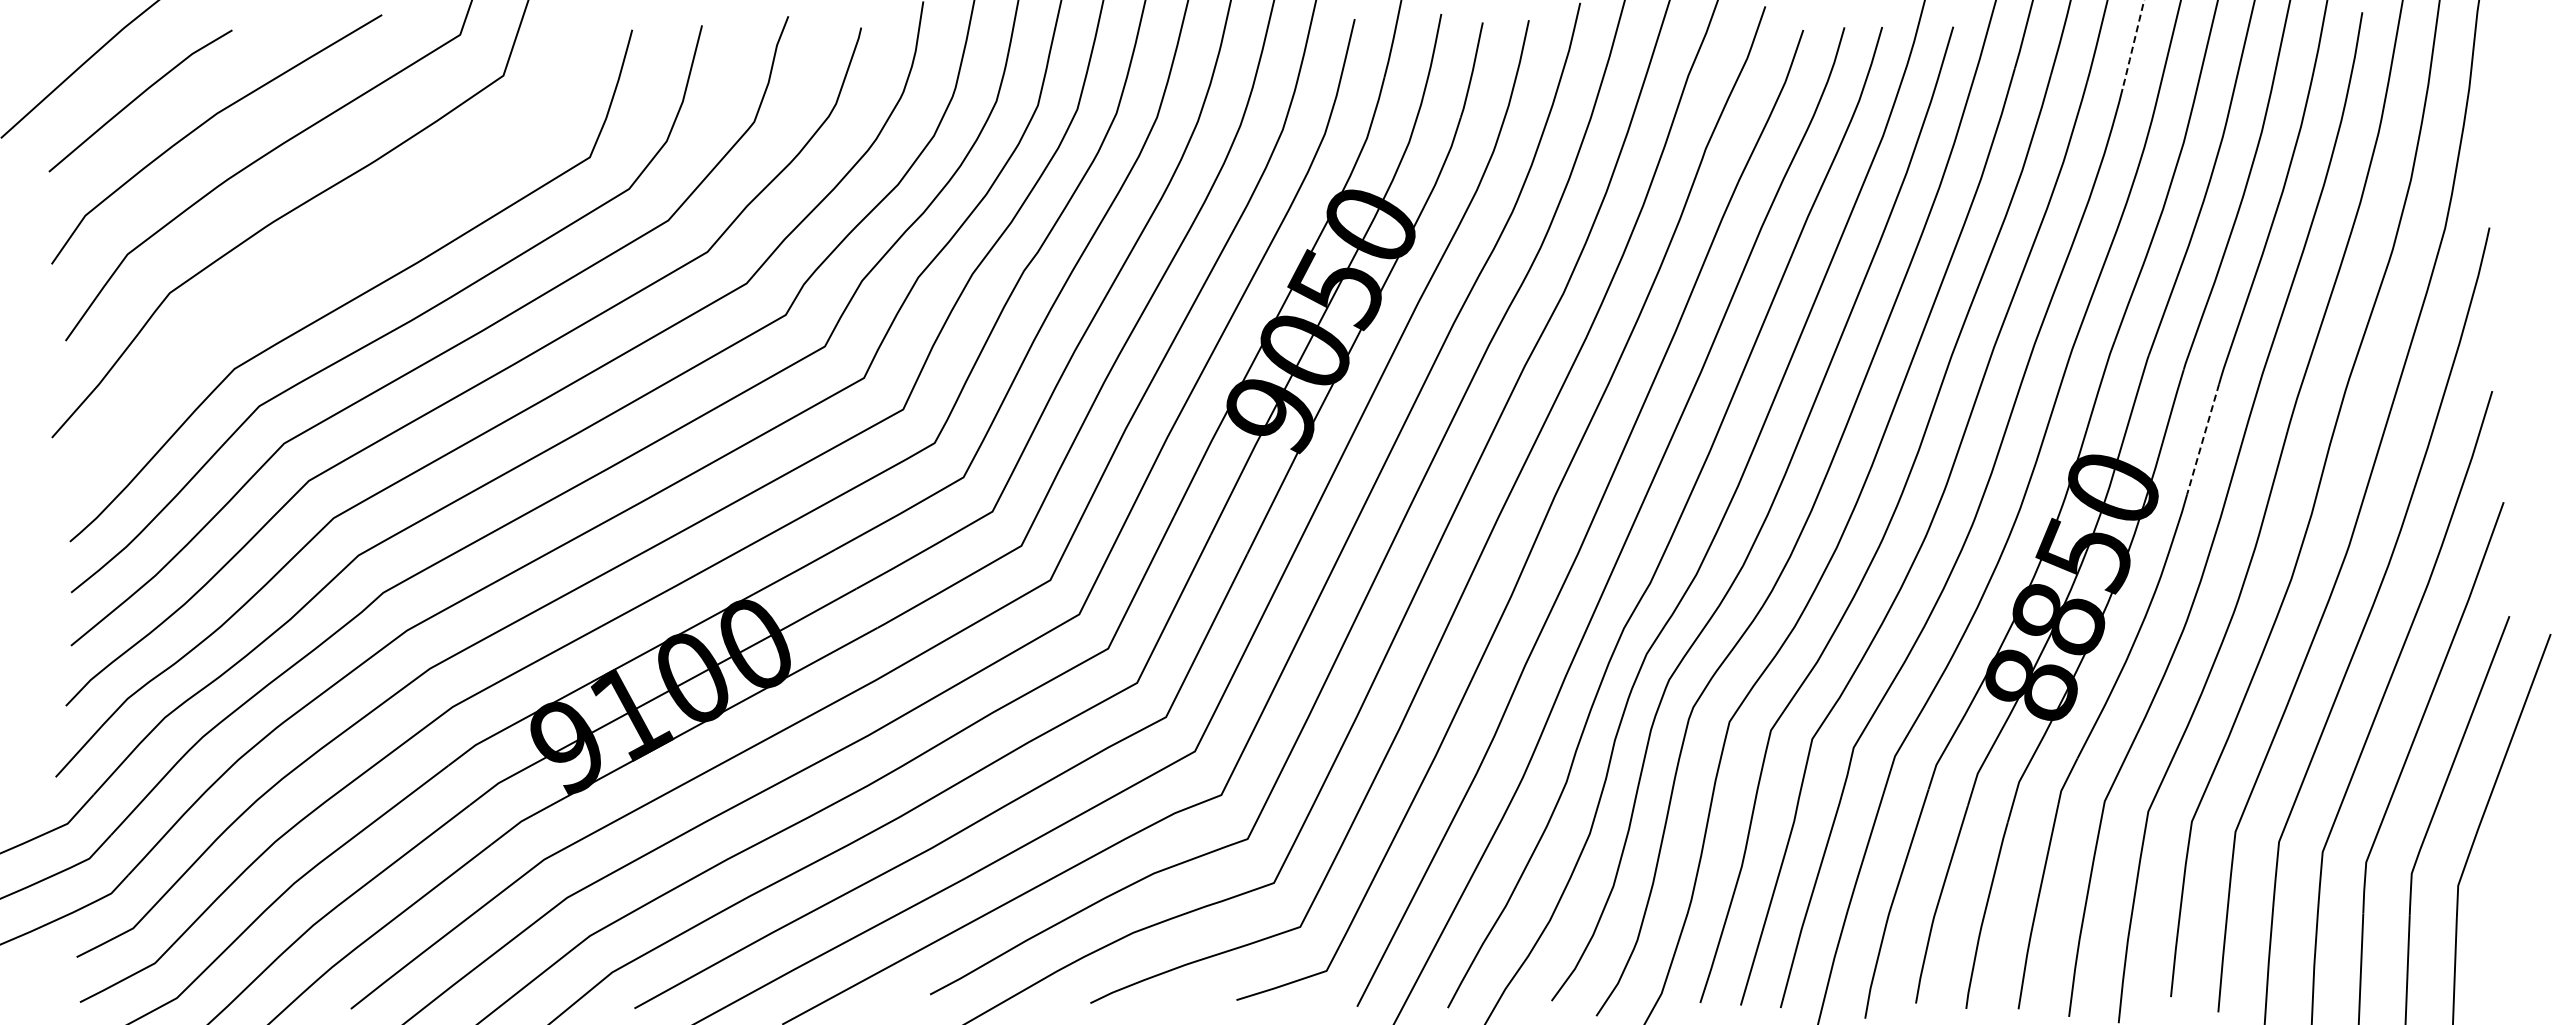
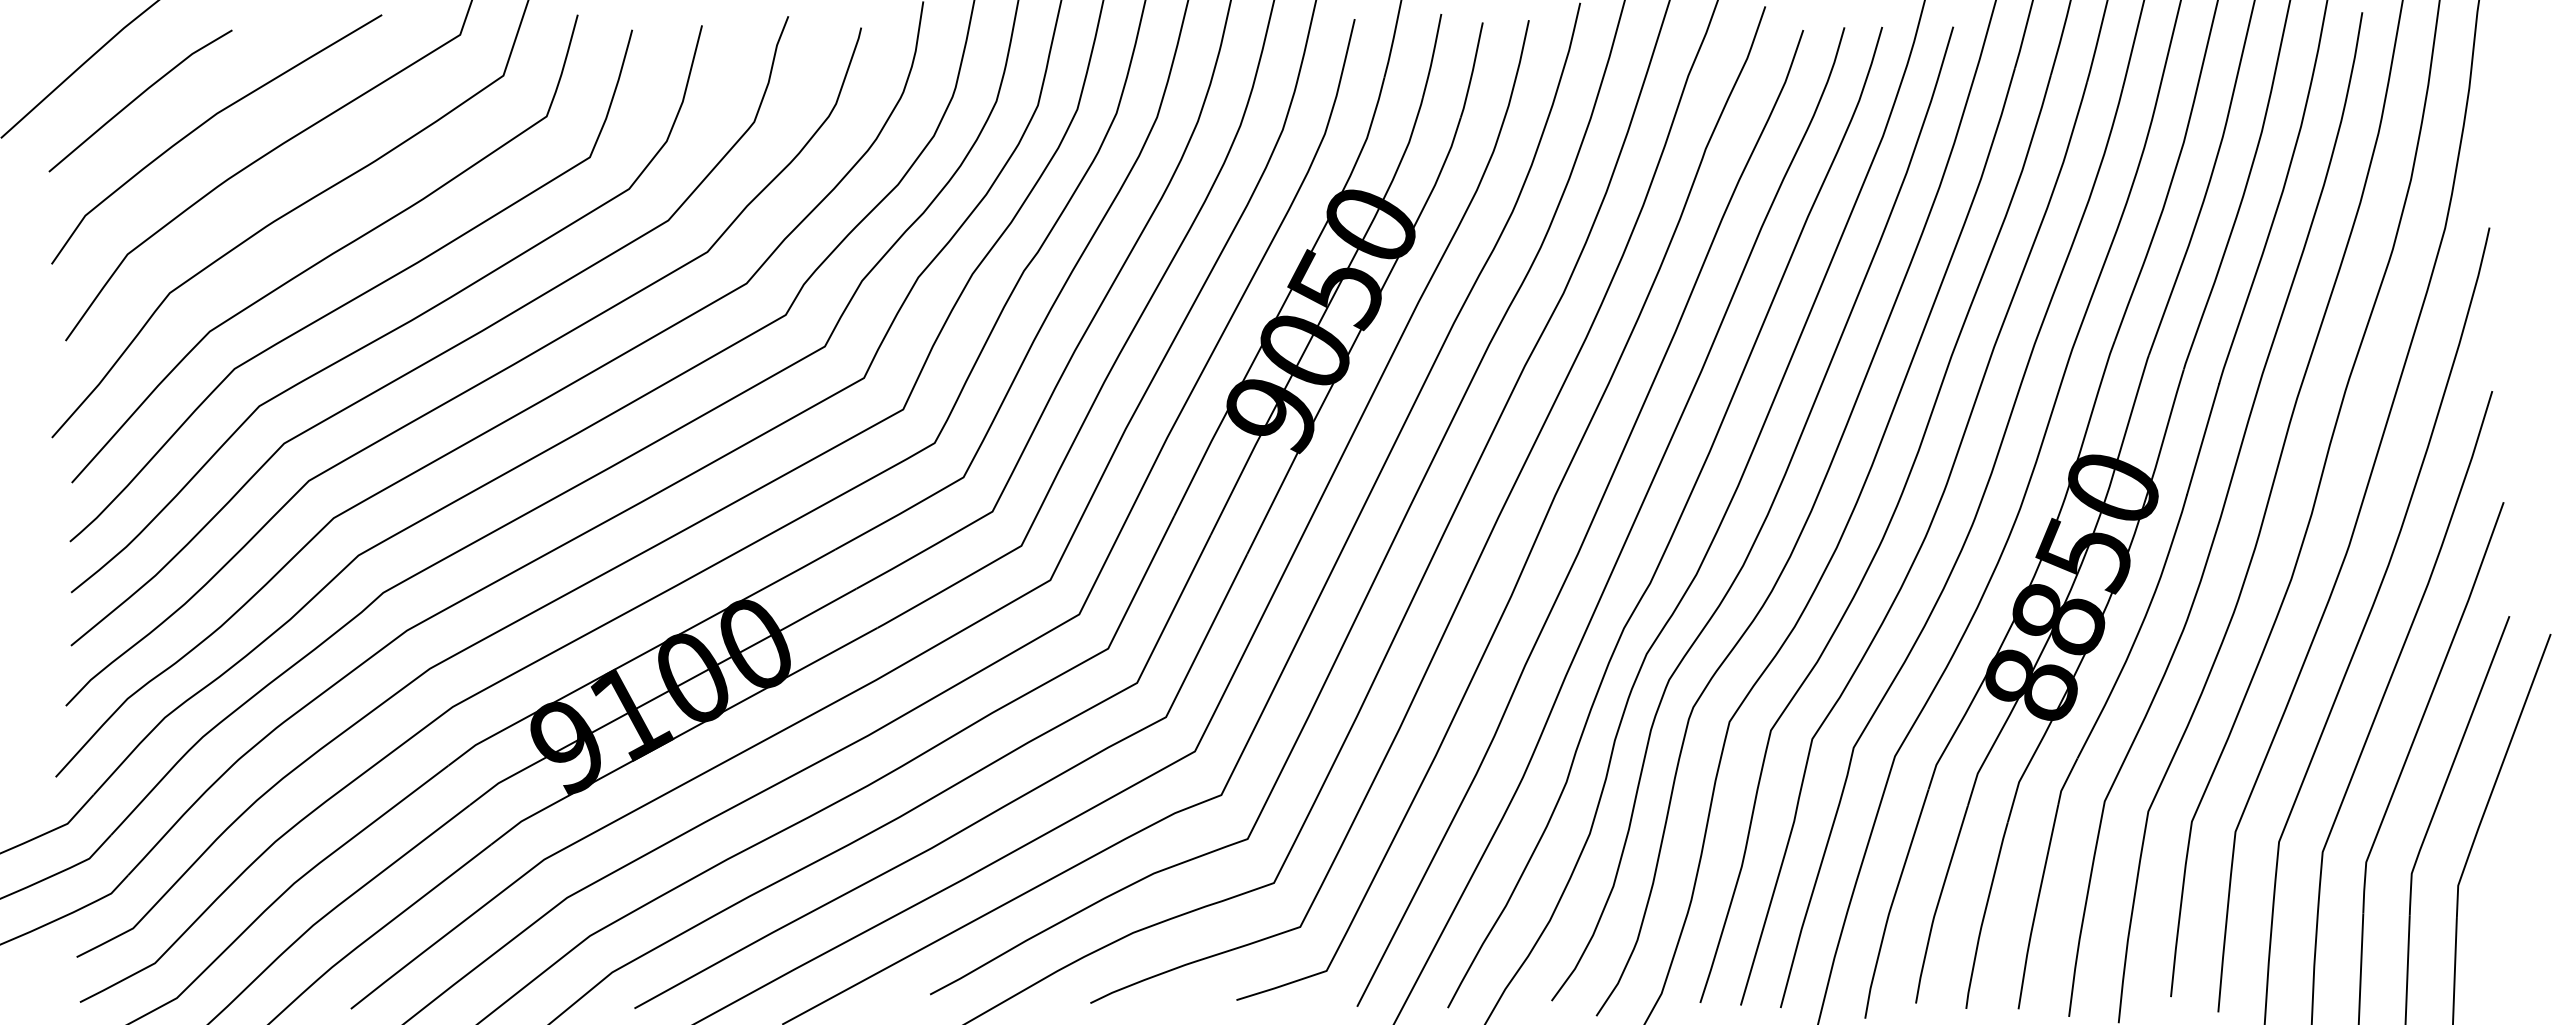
line: dashed -> solid (2133, 46)
curve: none -> present (329, 254)
line: dashed -> solid (2202, 439)
